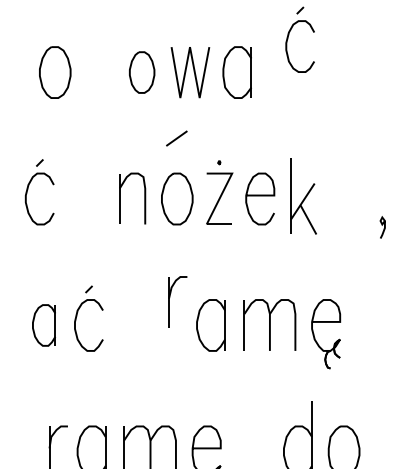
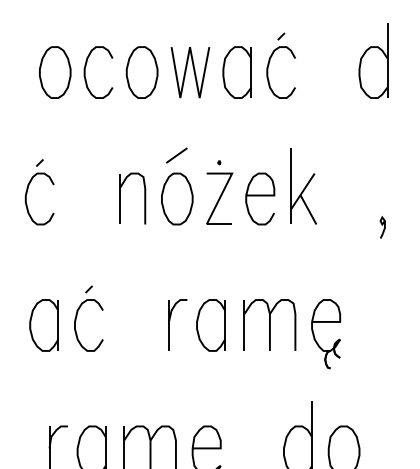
part position: (289, 35) -> (270, 61) (270, 61)
part: none -> present (373, 60)
curve: none -> present (85, 72)
part size: 27x43 px -> 34x53 px (141, 72)
line position: (176, 138) -> (176, 155) (176, 155)
part position: (303, 196) -> (303, 186) (303, 186)
part position: (169, 301) -> (169, 324) (169, 324)
part size: 24x43 px -> 30x53 px (43, 325)
